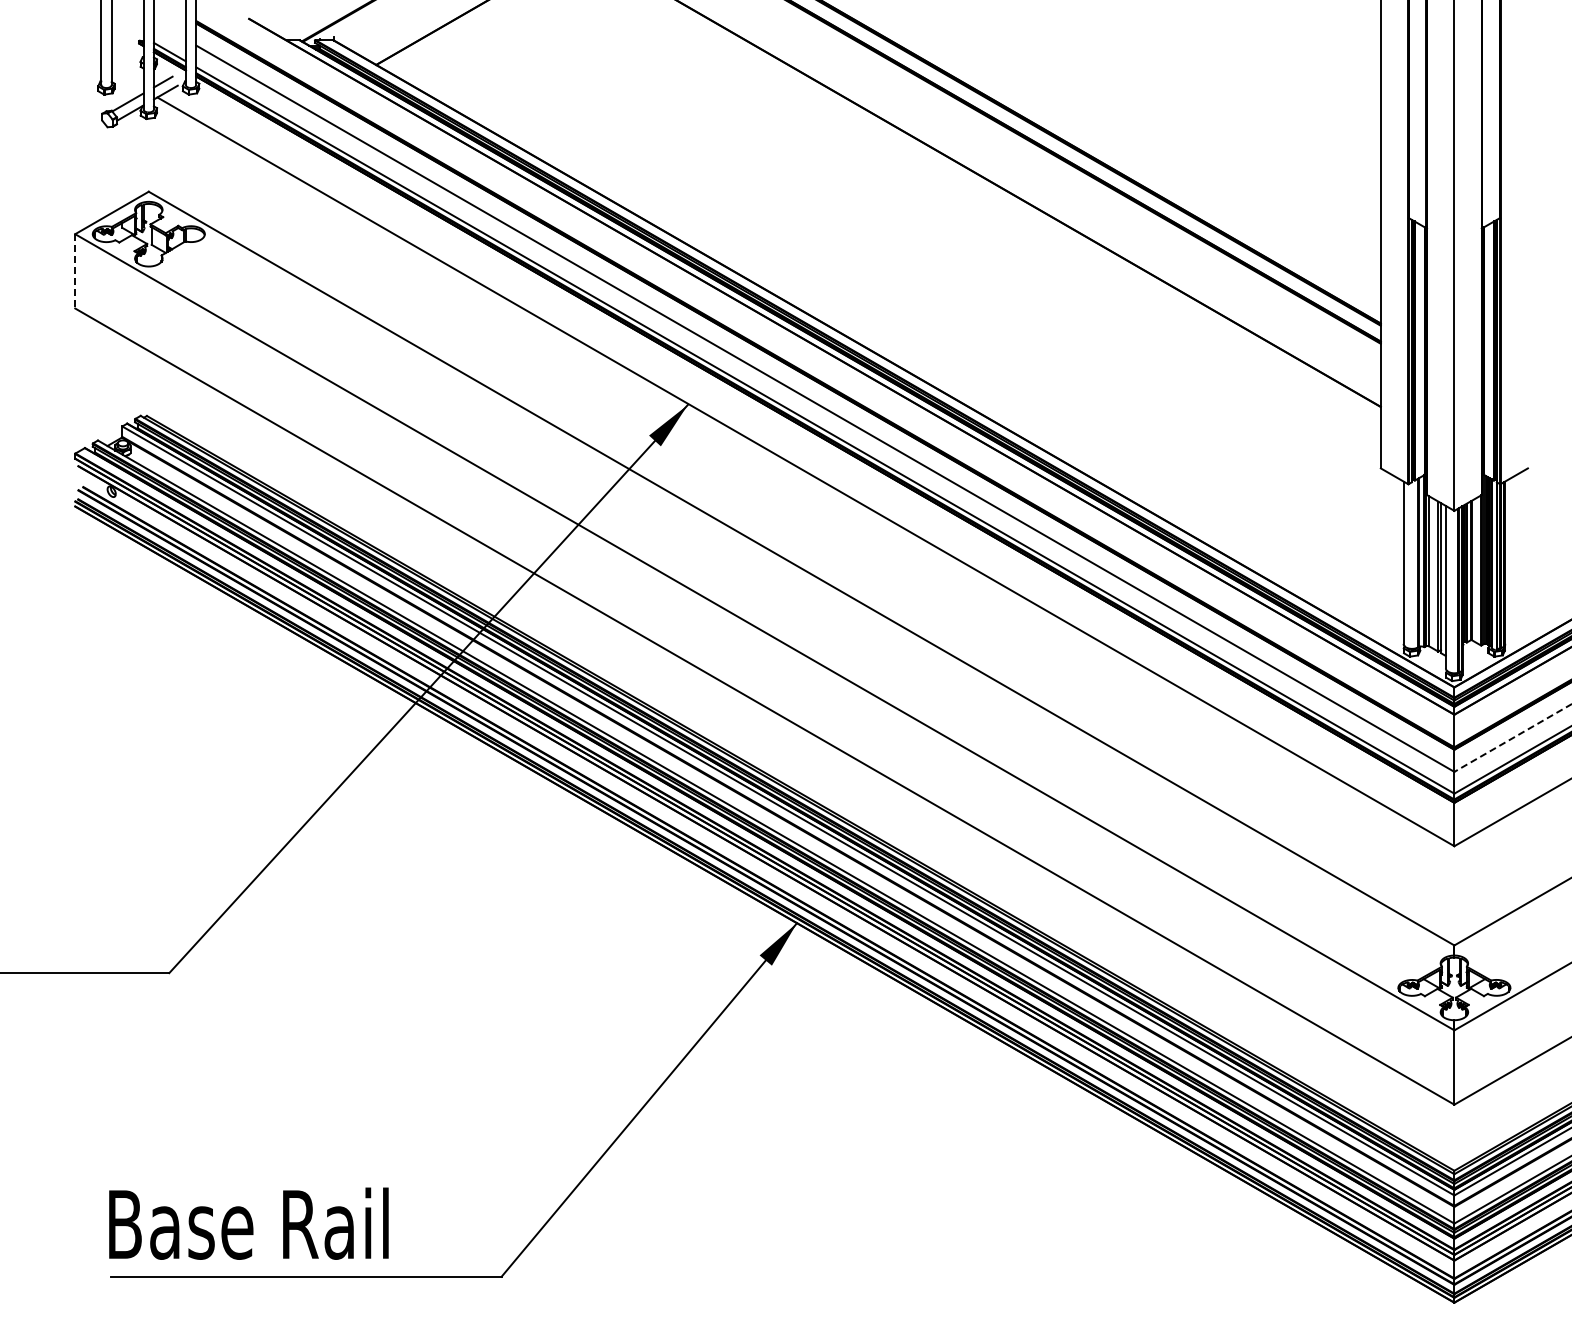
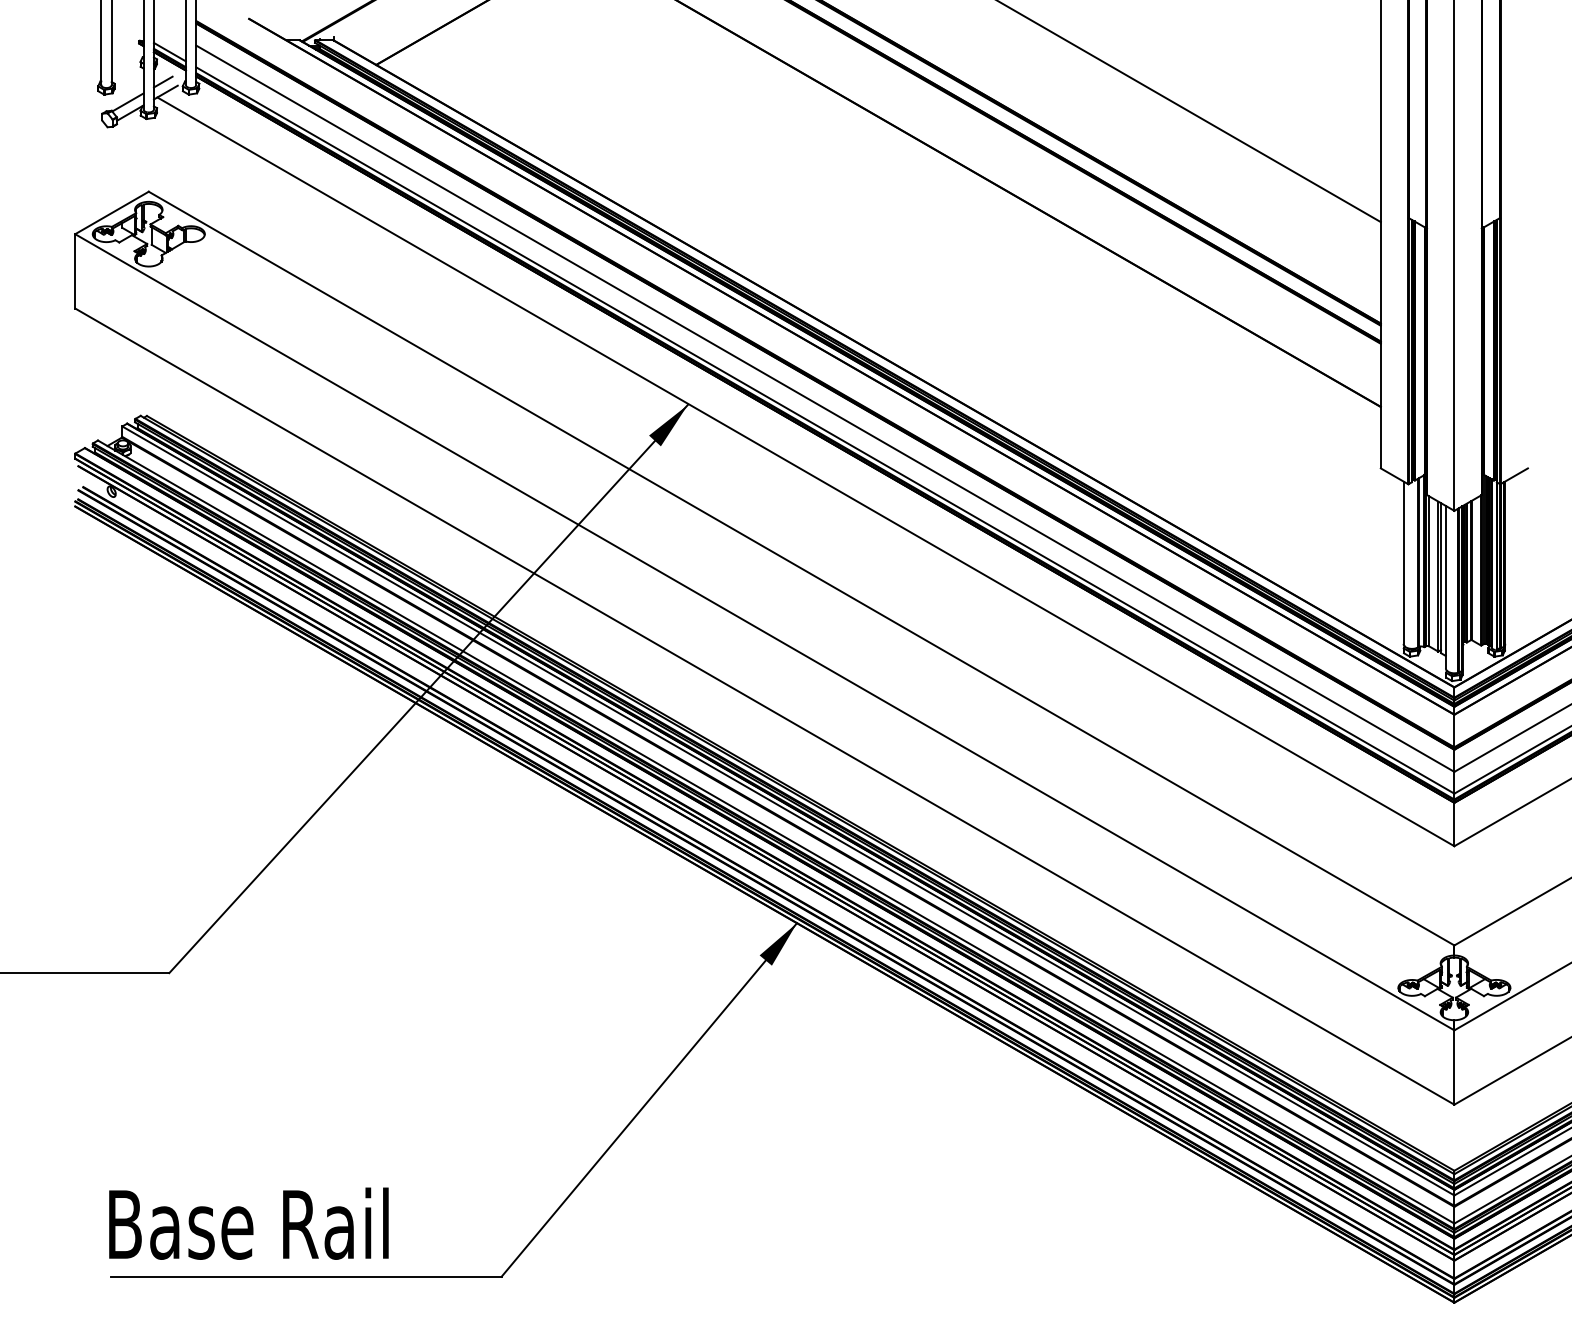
line: none -> present (1190, 112)
line: dashed -> solid (75, 271)
line: dashed -> solid (1512, 738)
